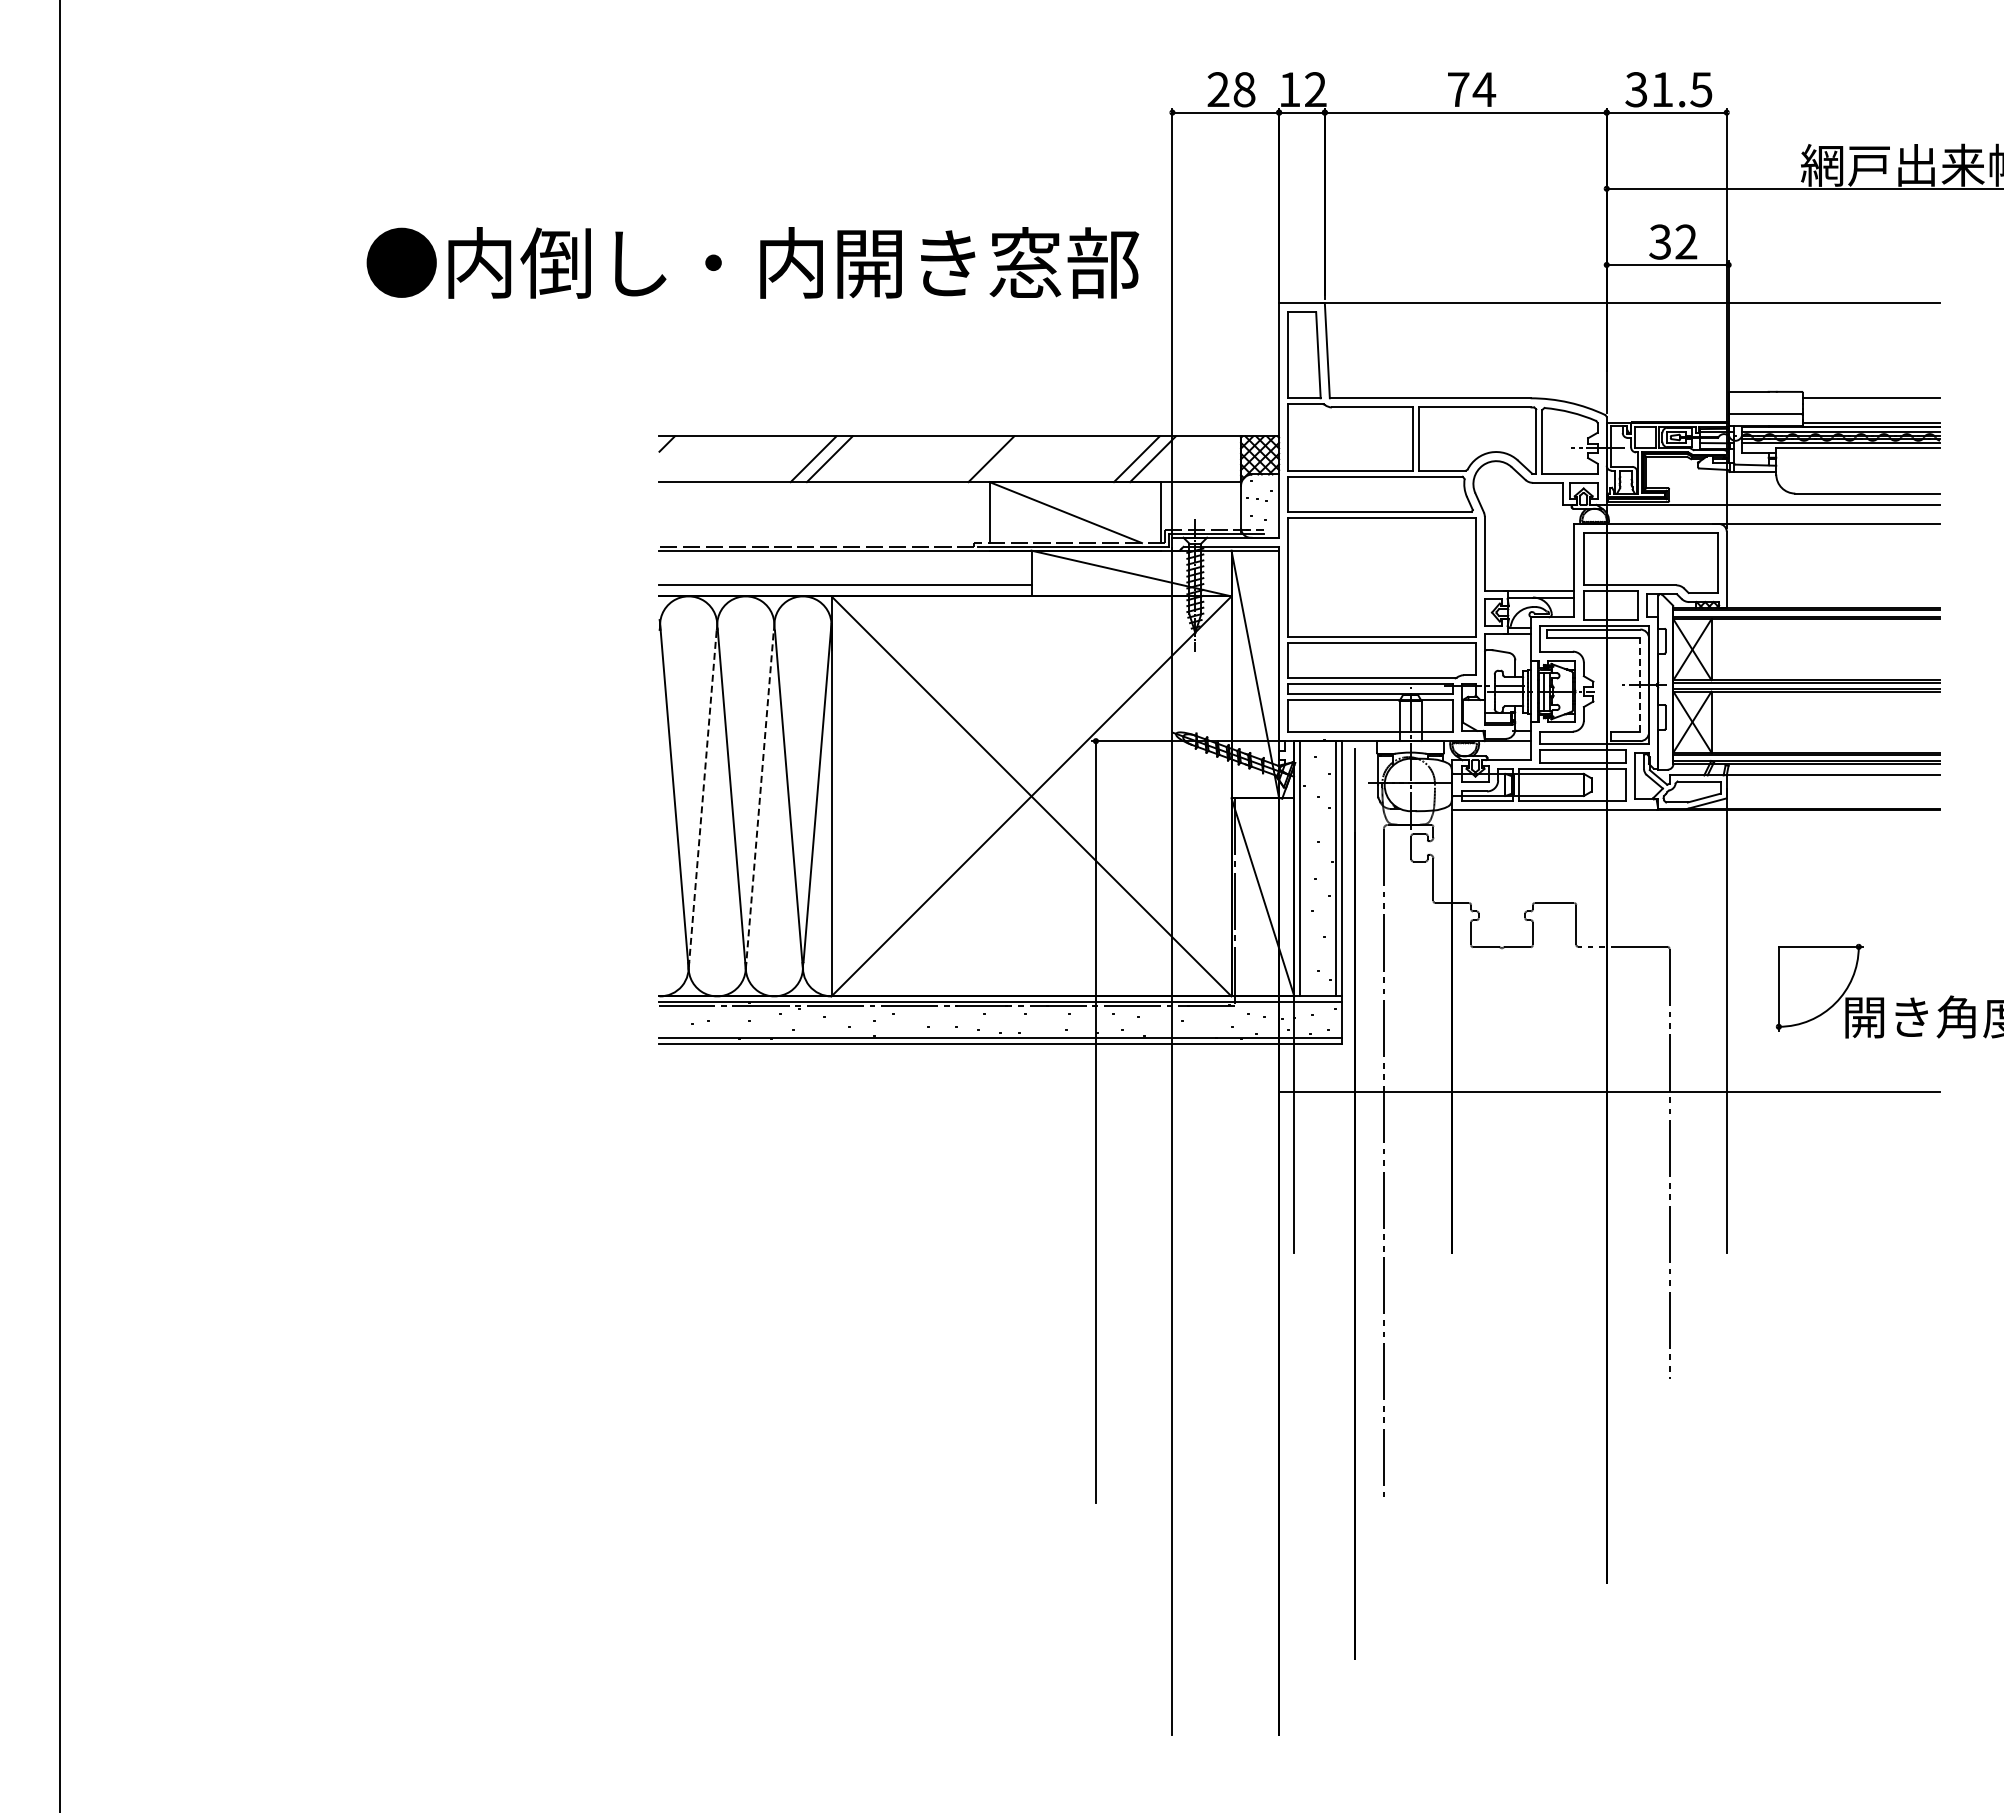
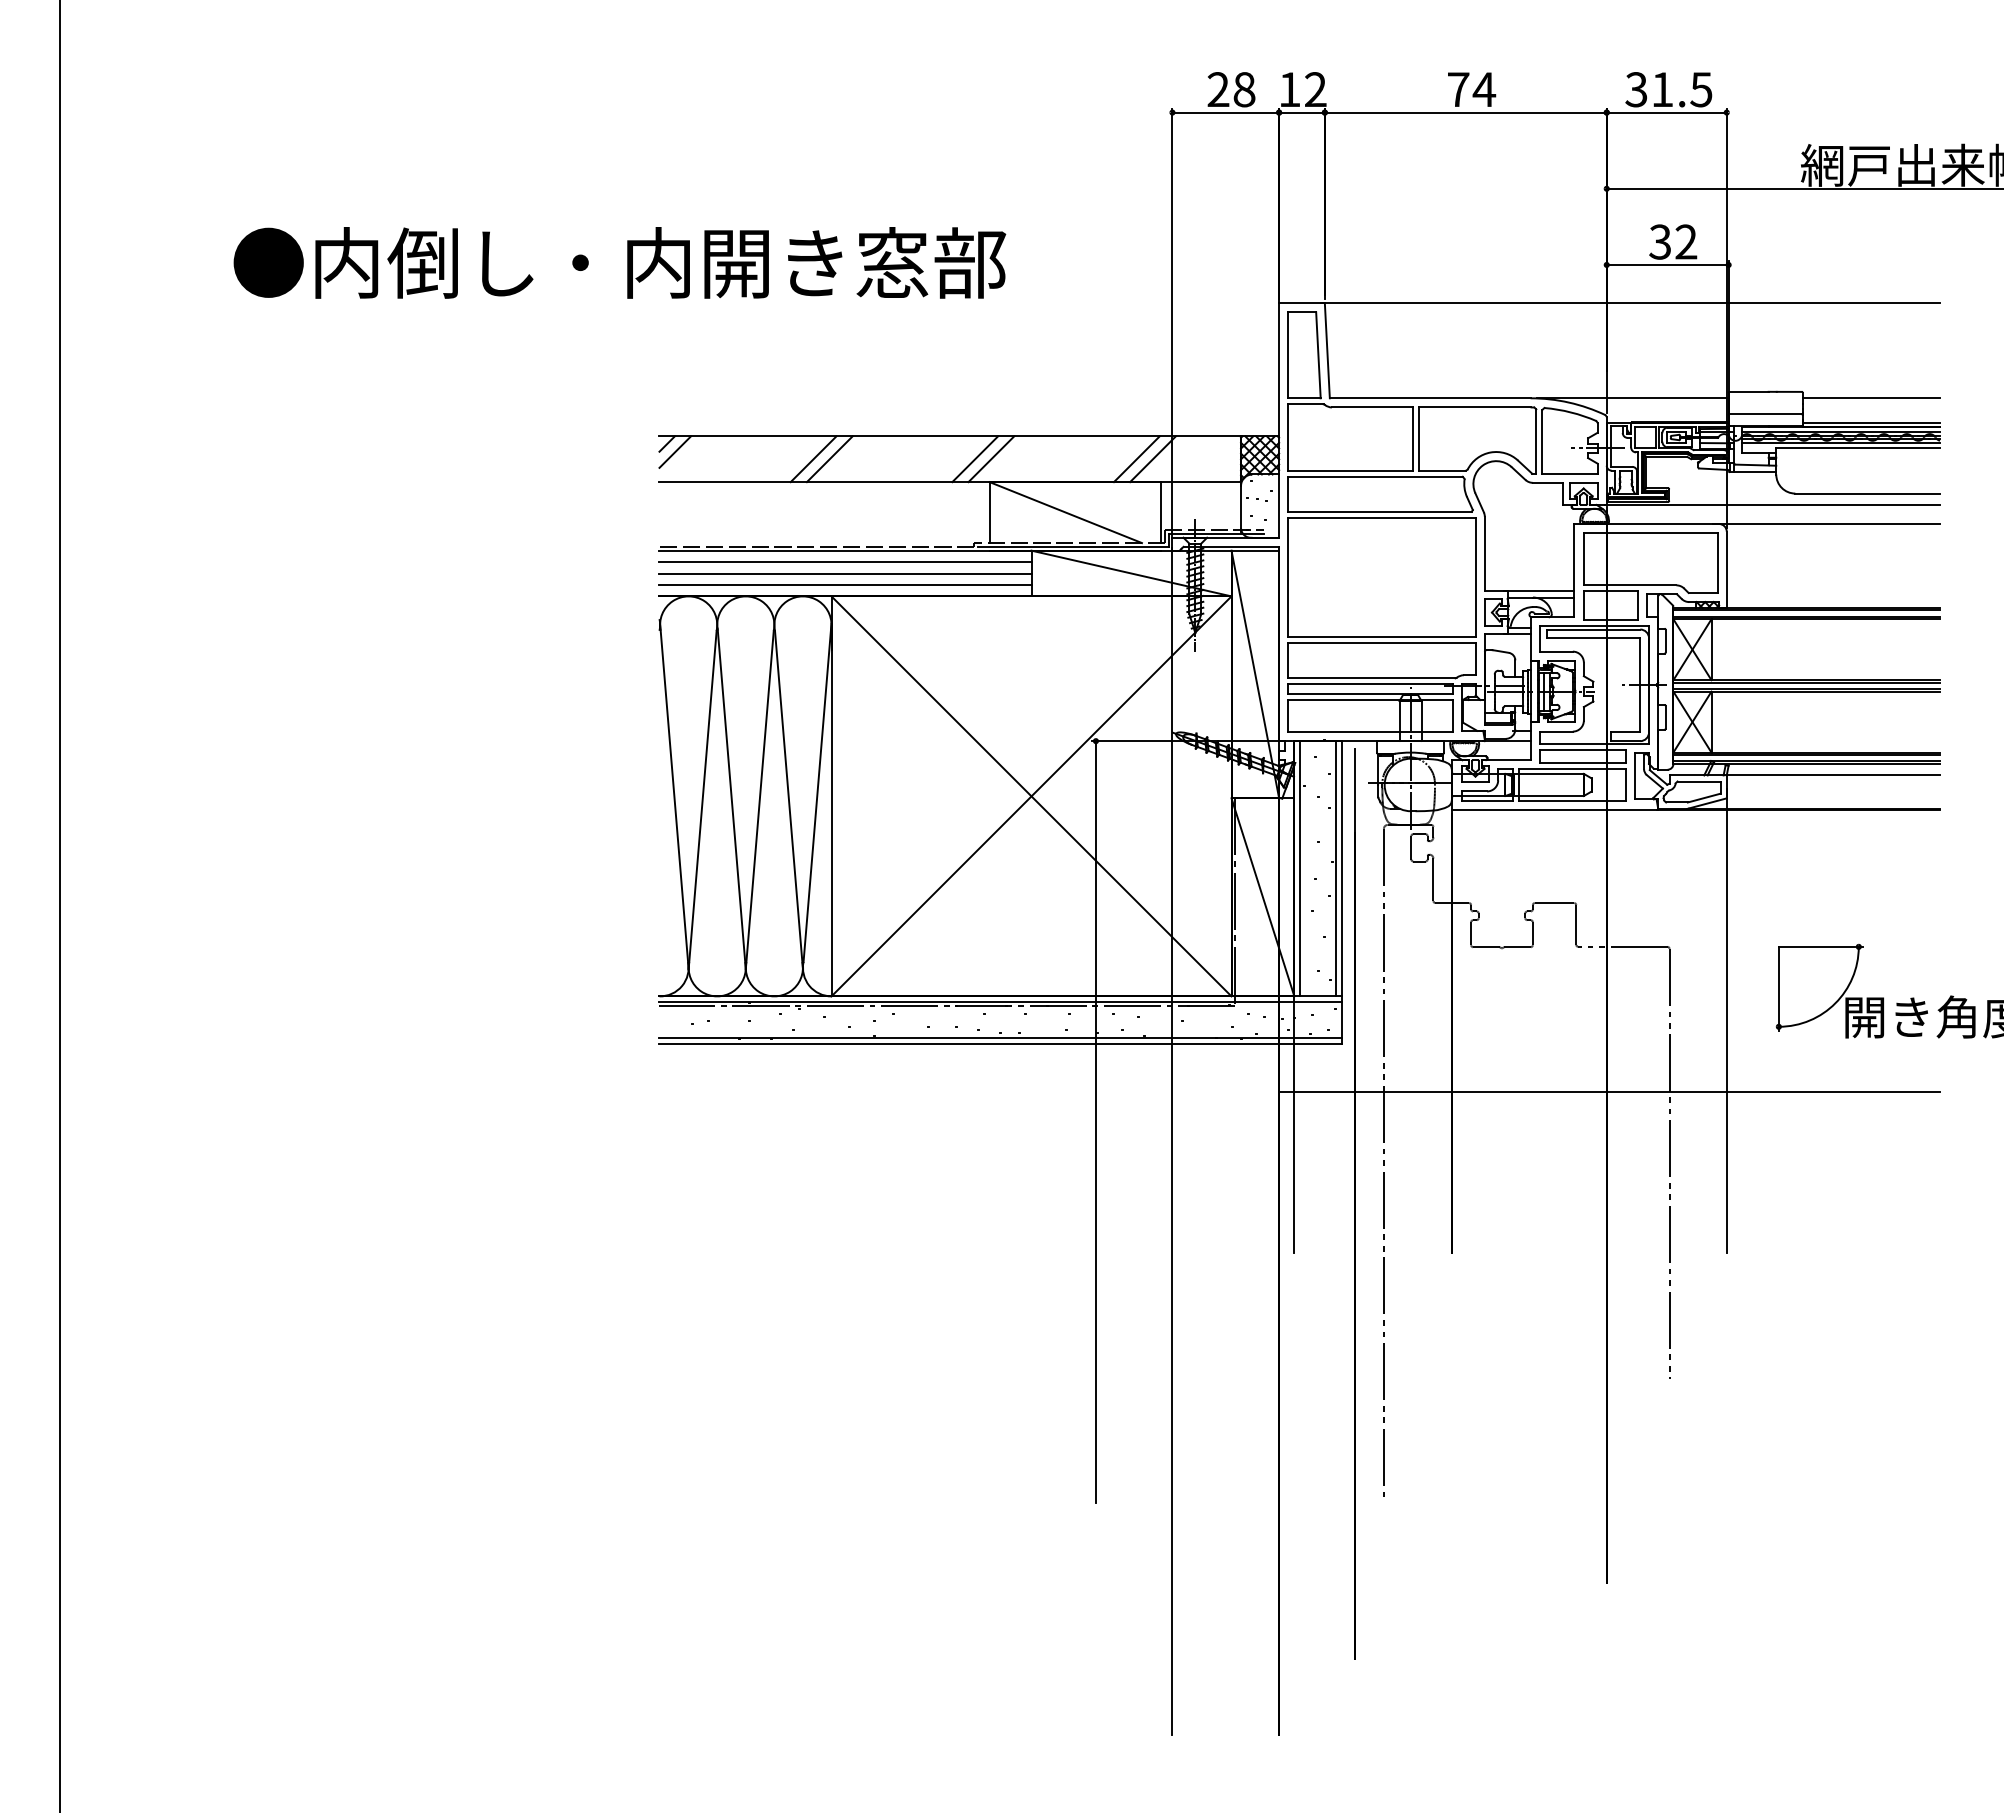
text position: (752, 262) -> (619, 262) (619, 262)
line: none -> present (1632, 398)
line: none -> present (674, 451)
line: none -> present (975, 459)
line: none -> present (845, 562)
line: none -> present (845, 573)
line: dashed -> solid (1640, 684)
line: dashed -> solid (702, 800)
line: dashed -> solid (759, 800)
